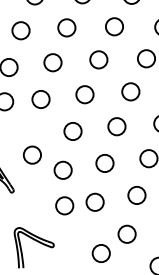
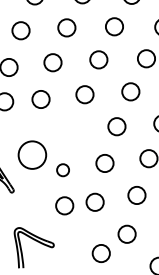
circle: present -> none (72, 131)
circle diameter: 17 px -> 28 px (32, 154)
circle size: 20x20 px -> 14x15 px (62, 170)
